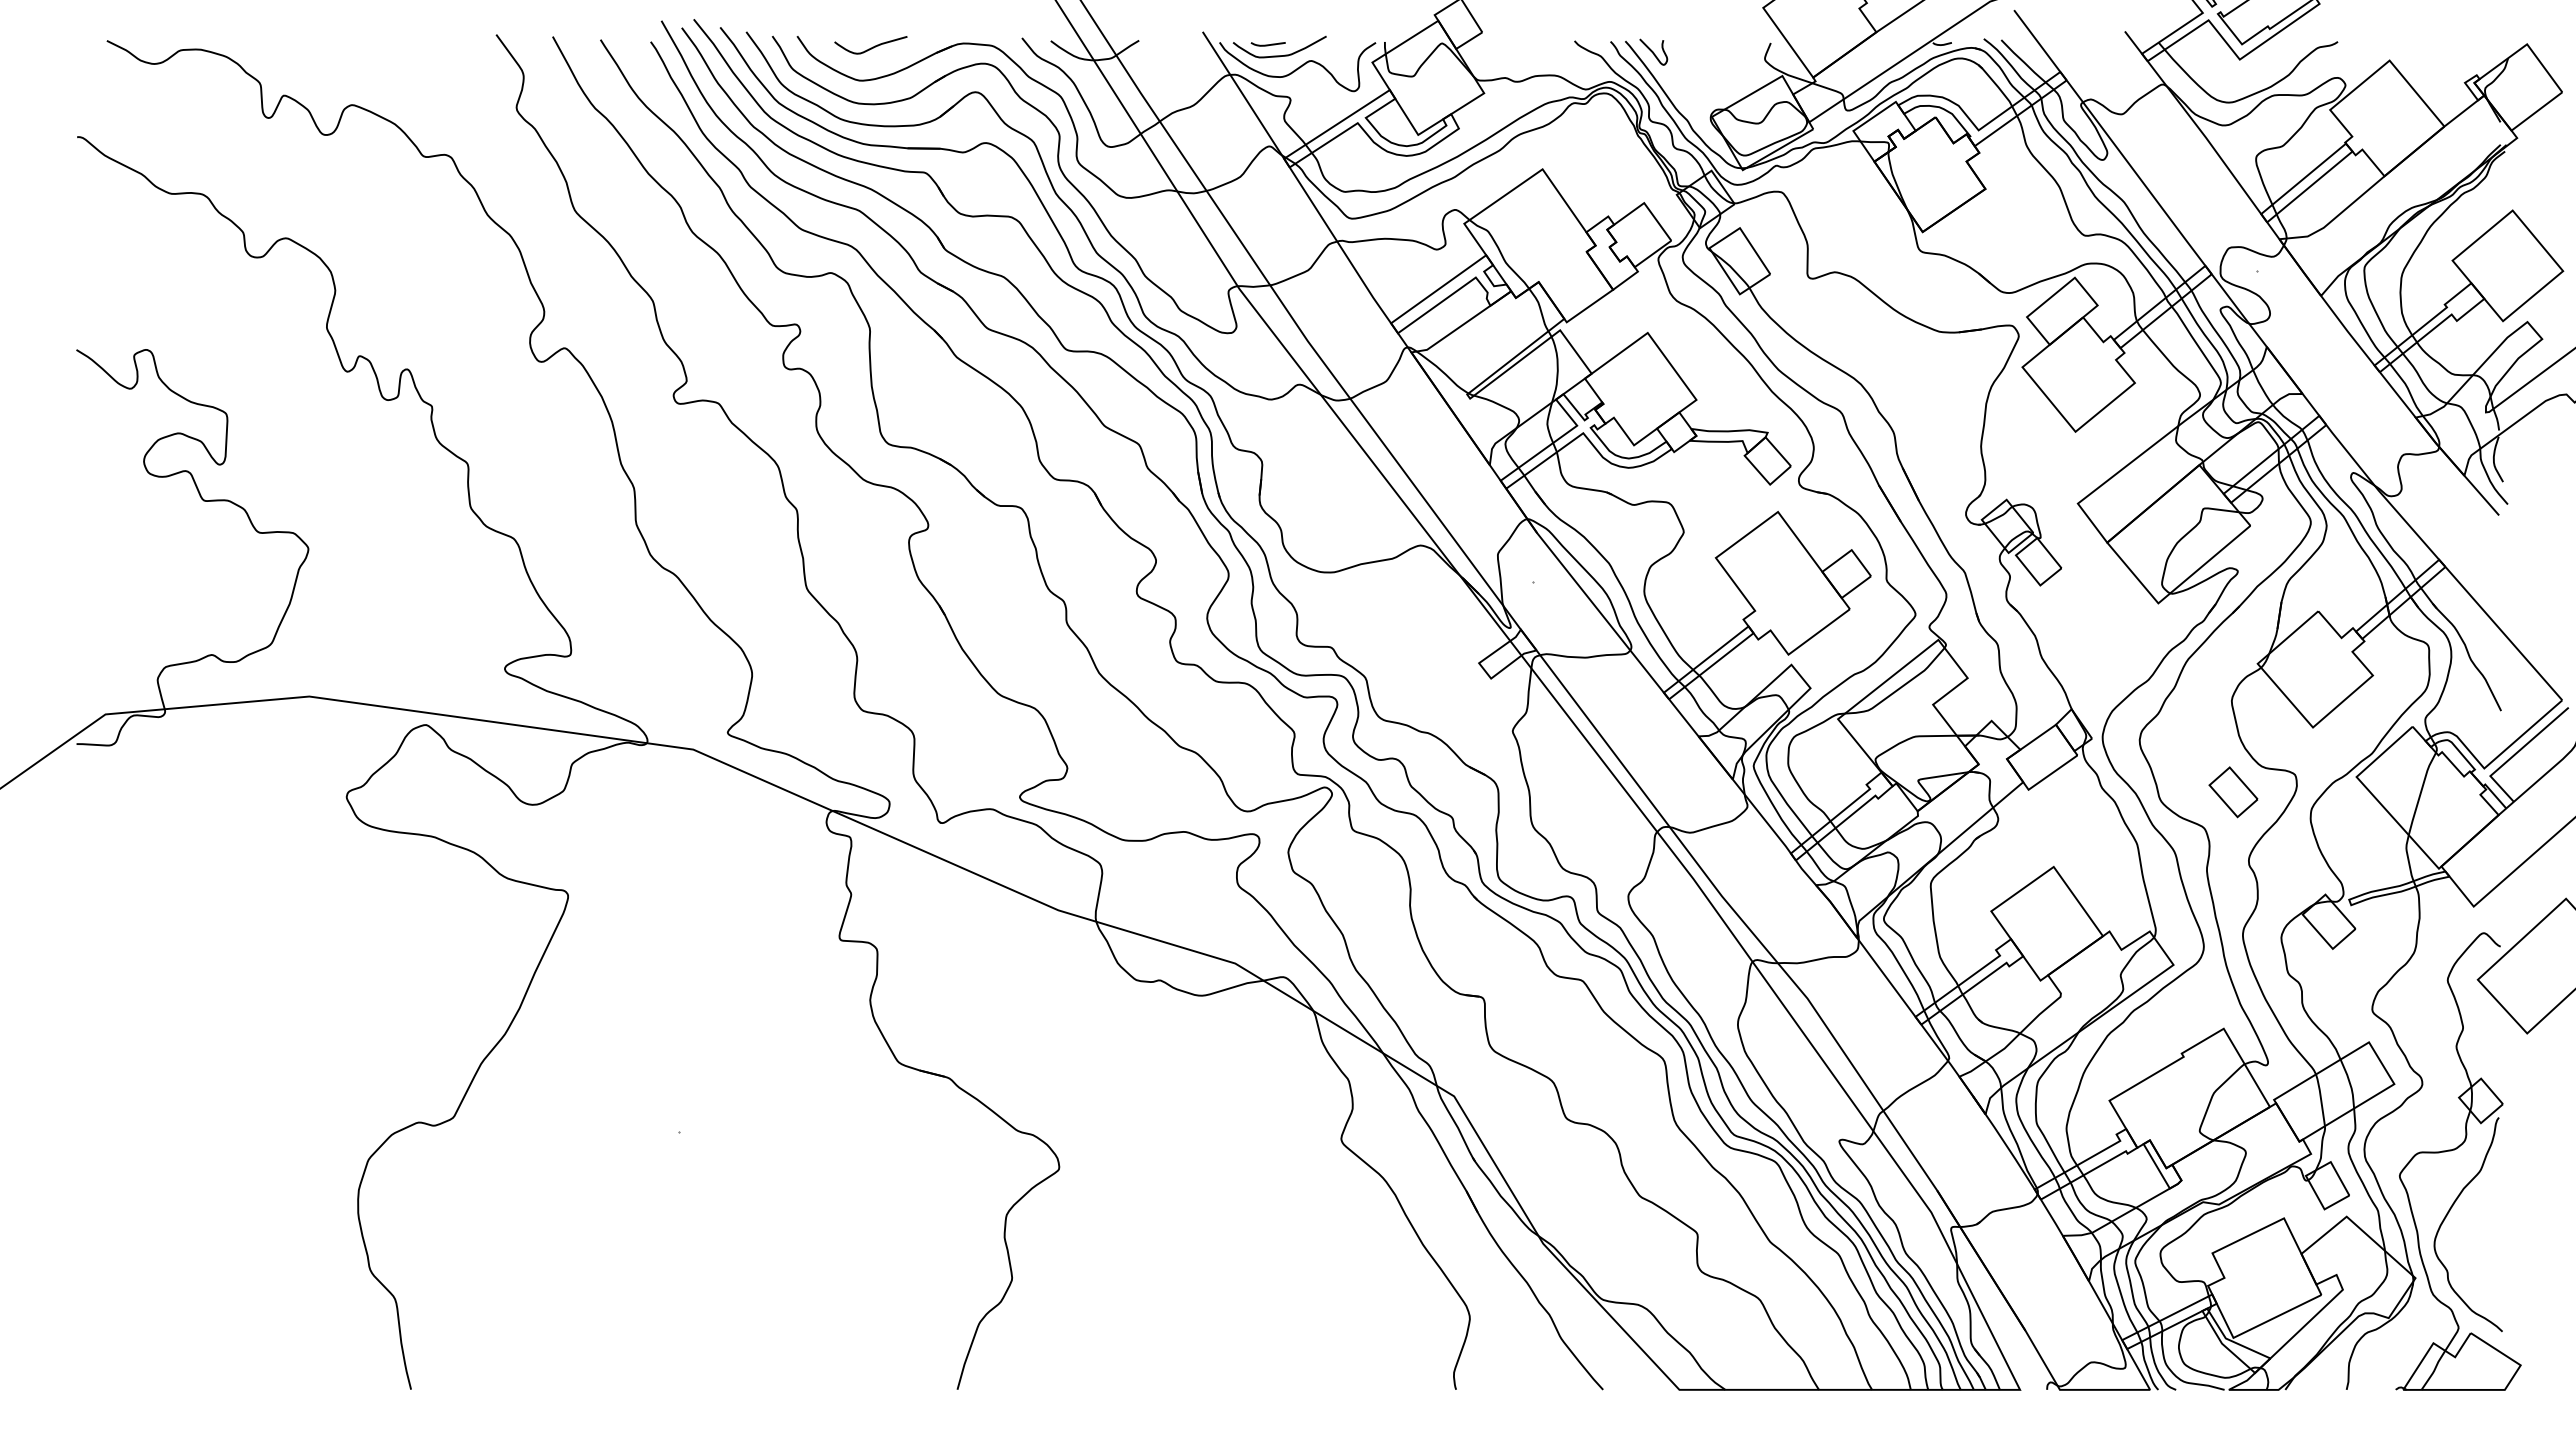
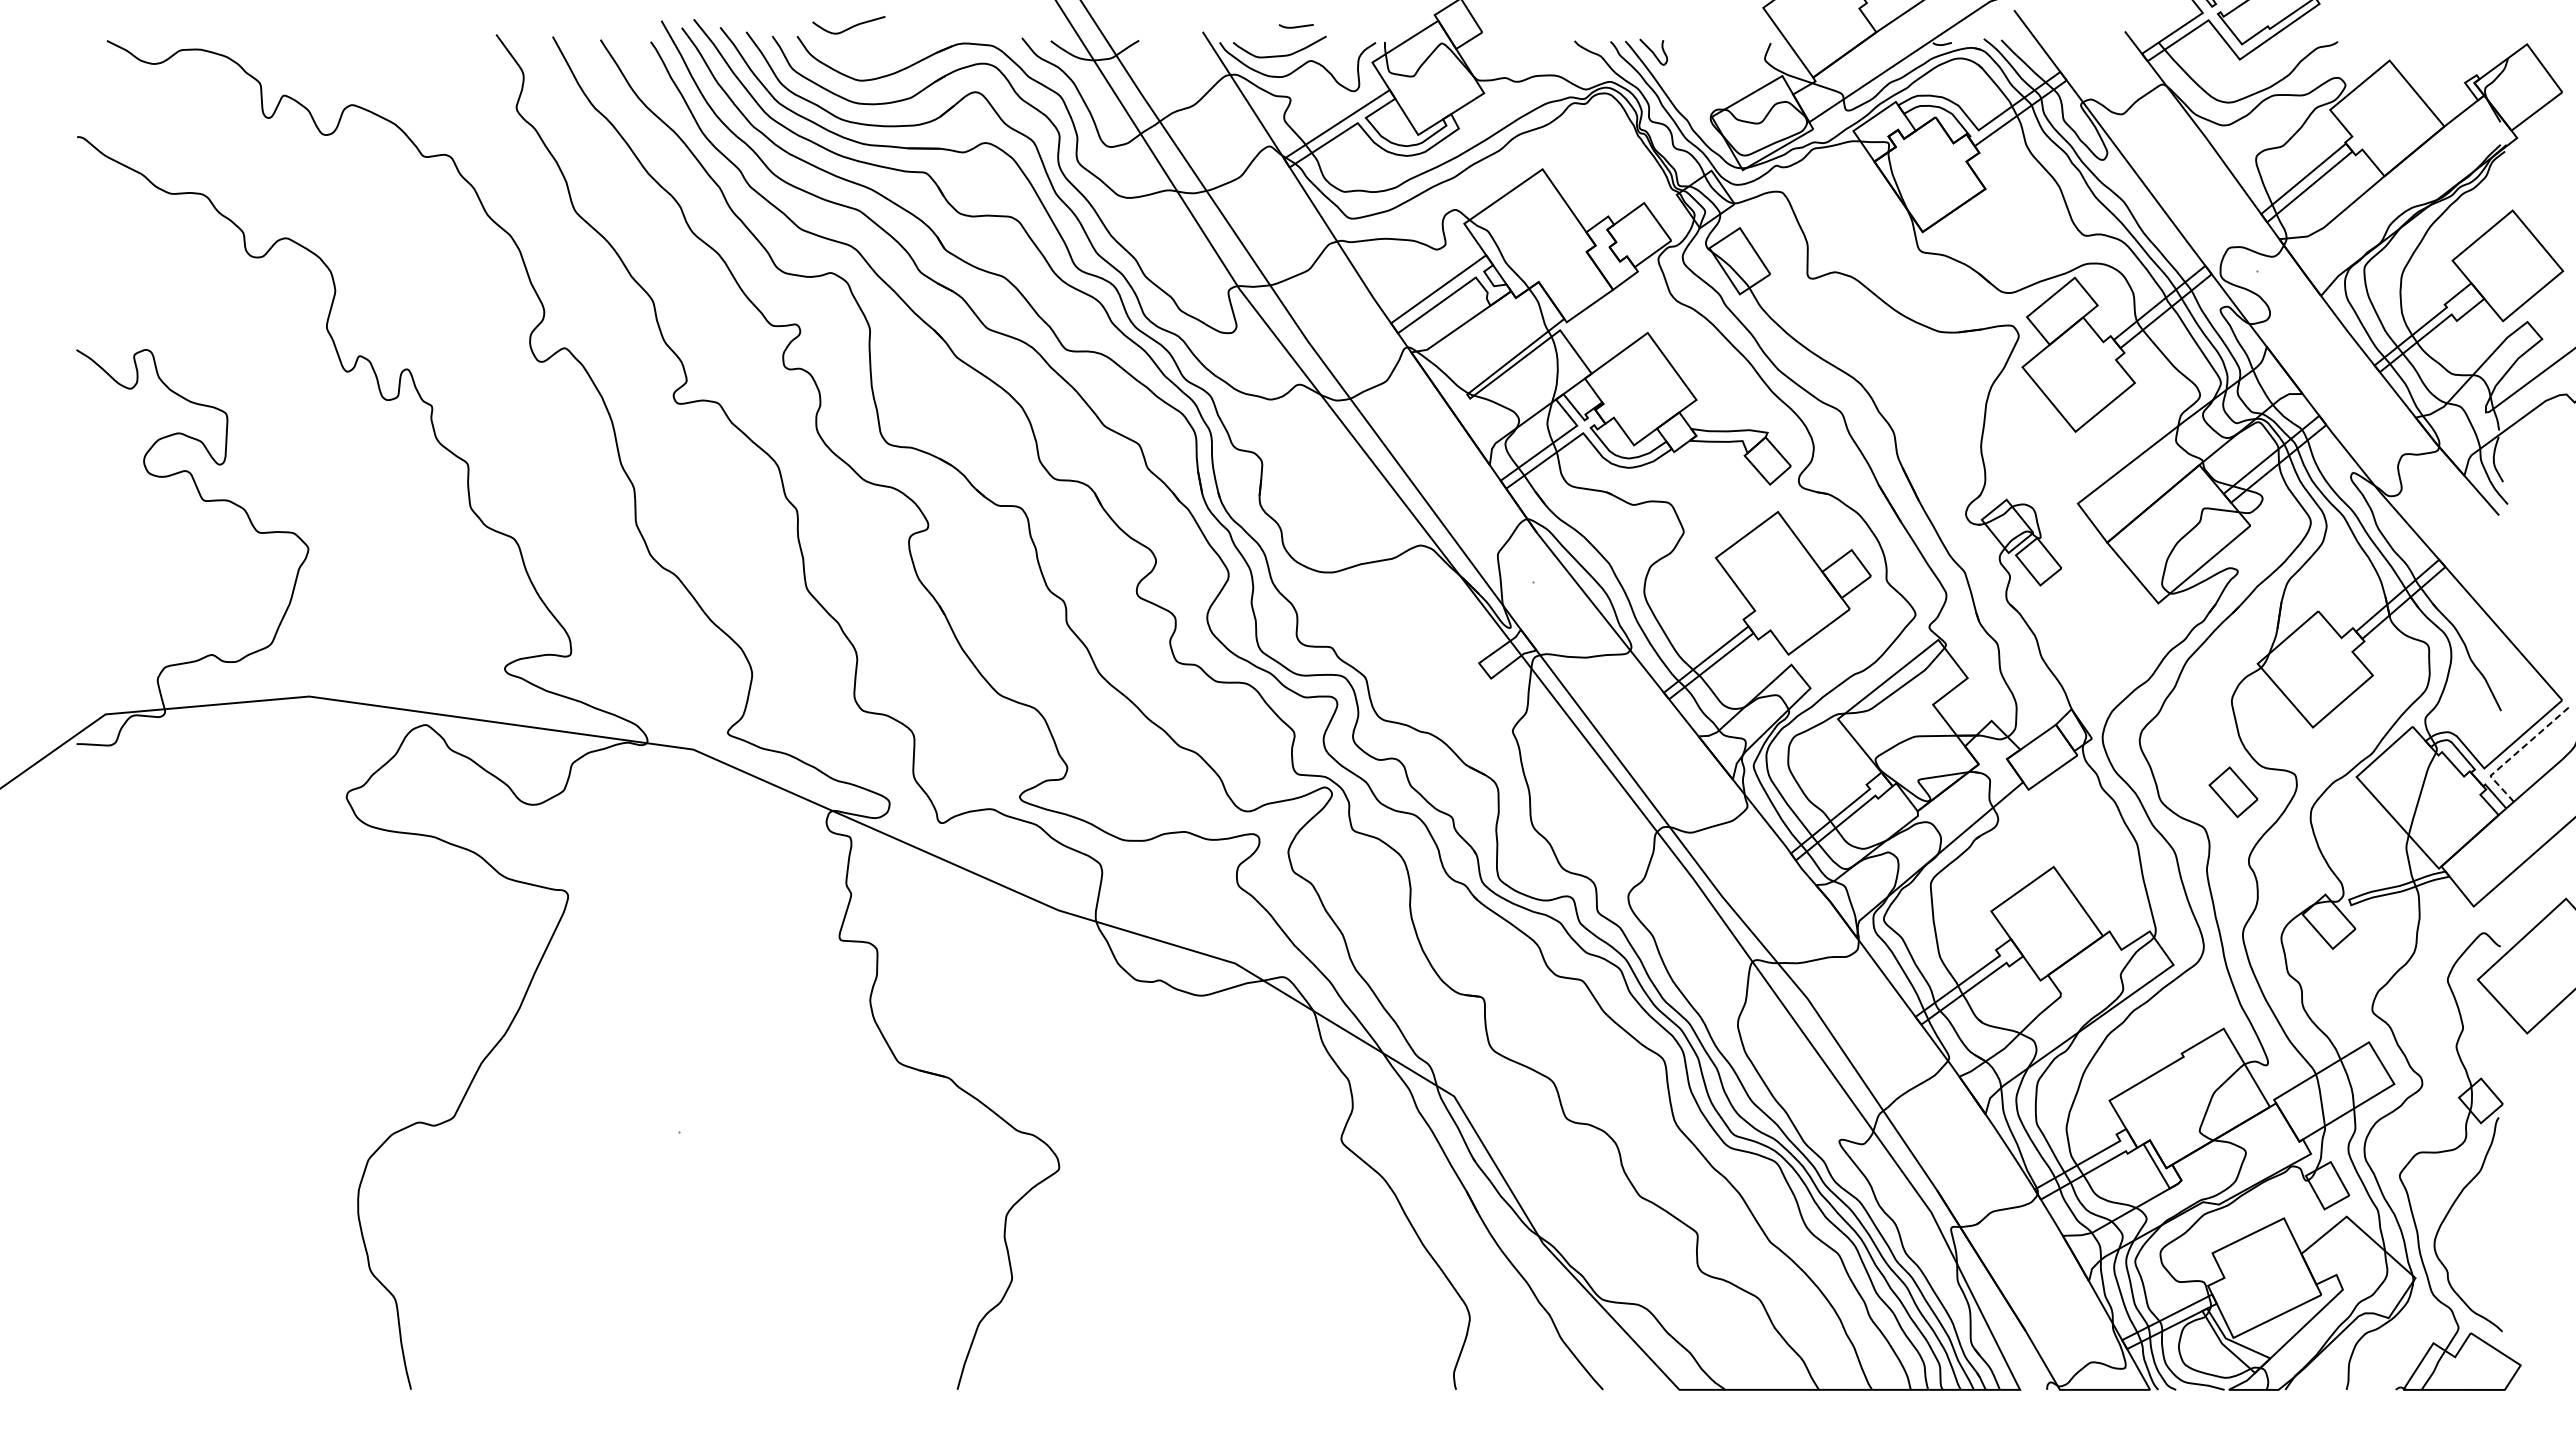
curve position: (1267, 44) -> (1295, 26) (1295, 26)
curve position: (870, 47) -> (848, 27) (848, 27)
line: solid -> dashed (2515, 753)
